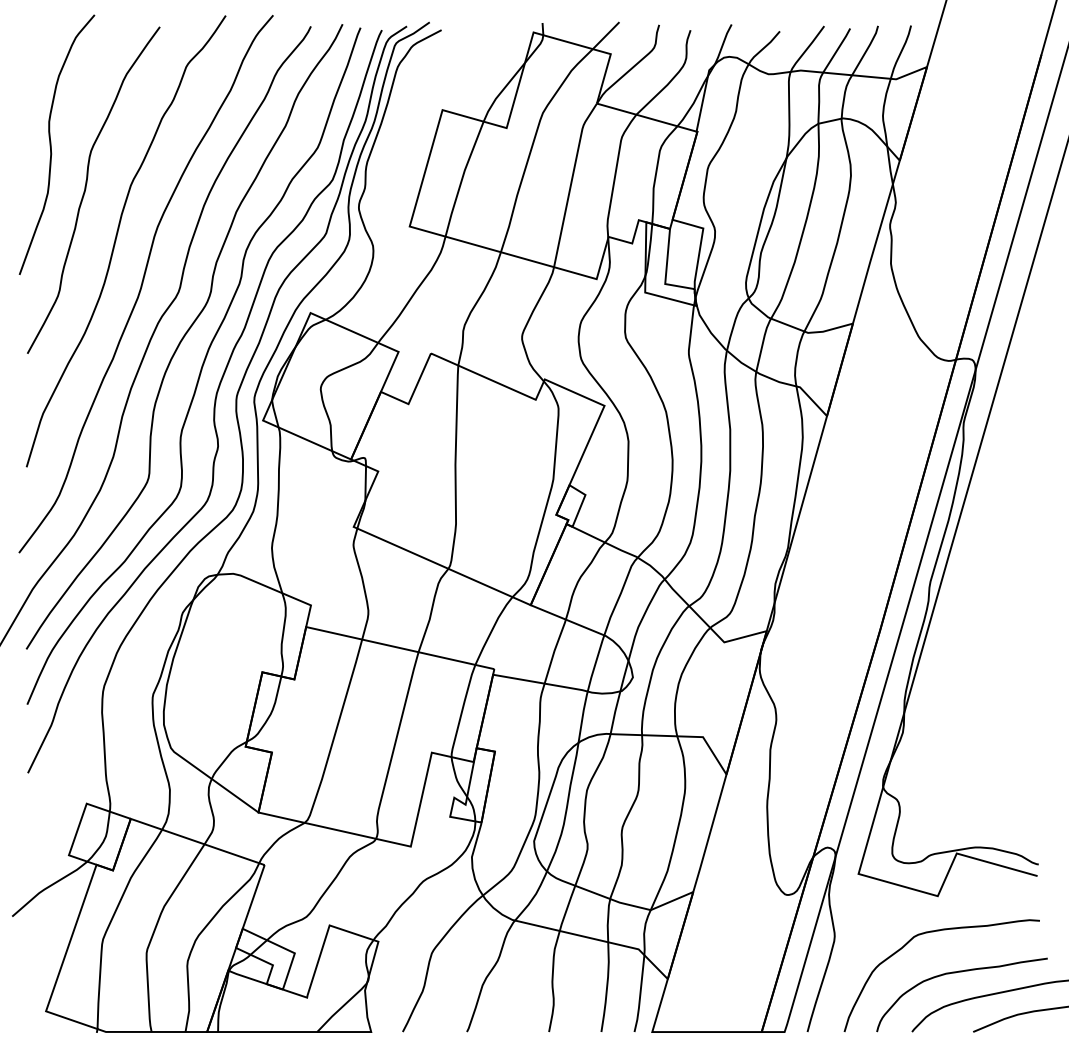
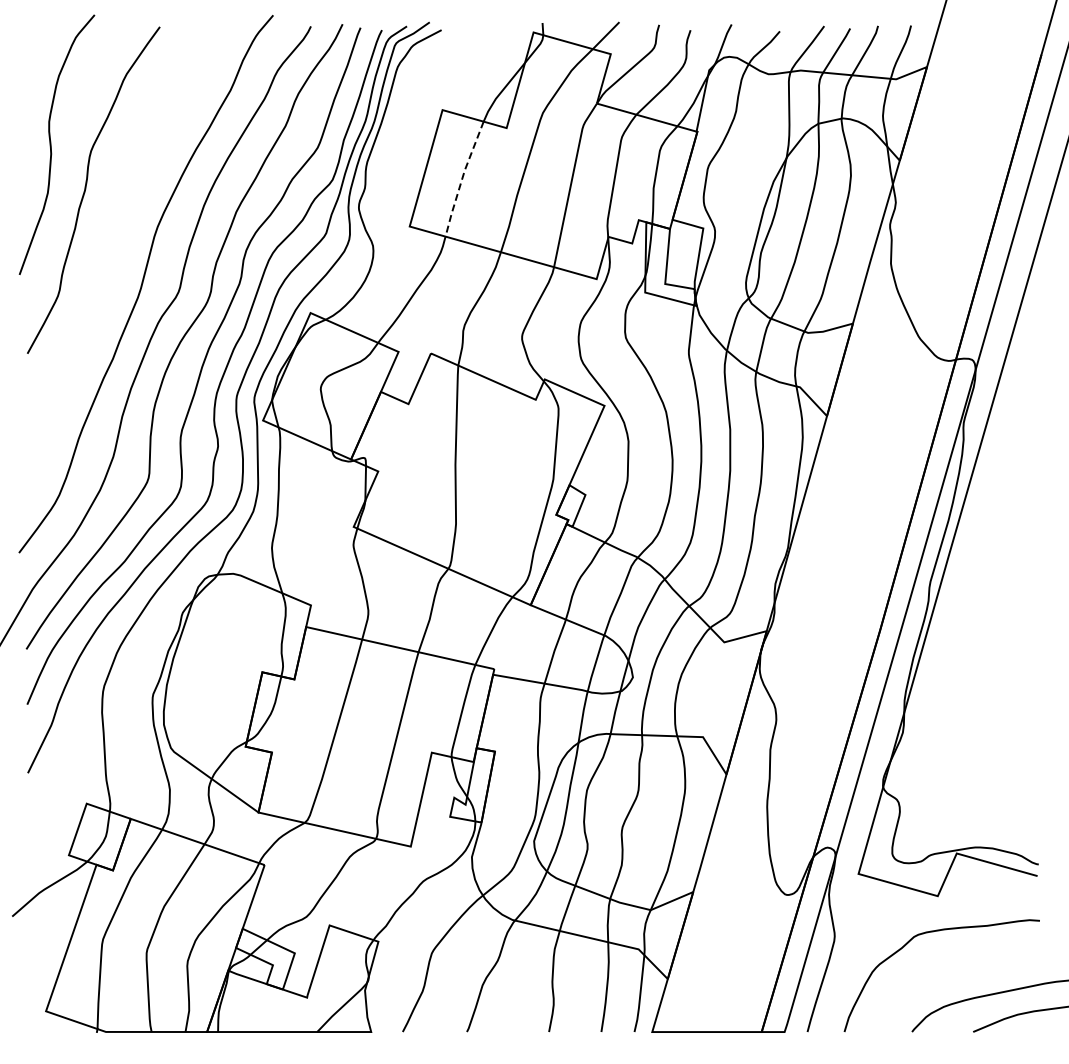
line: solid -> dashed (462, 178)
curve: present -> none (117, 237)
curve: present -> none (955, 973)
